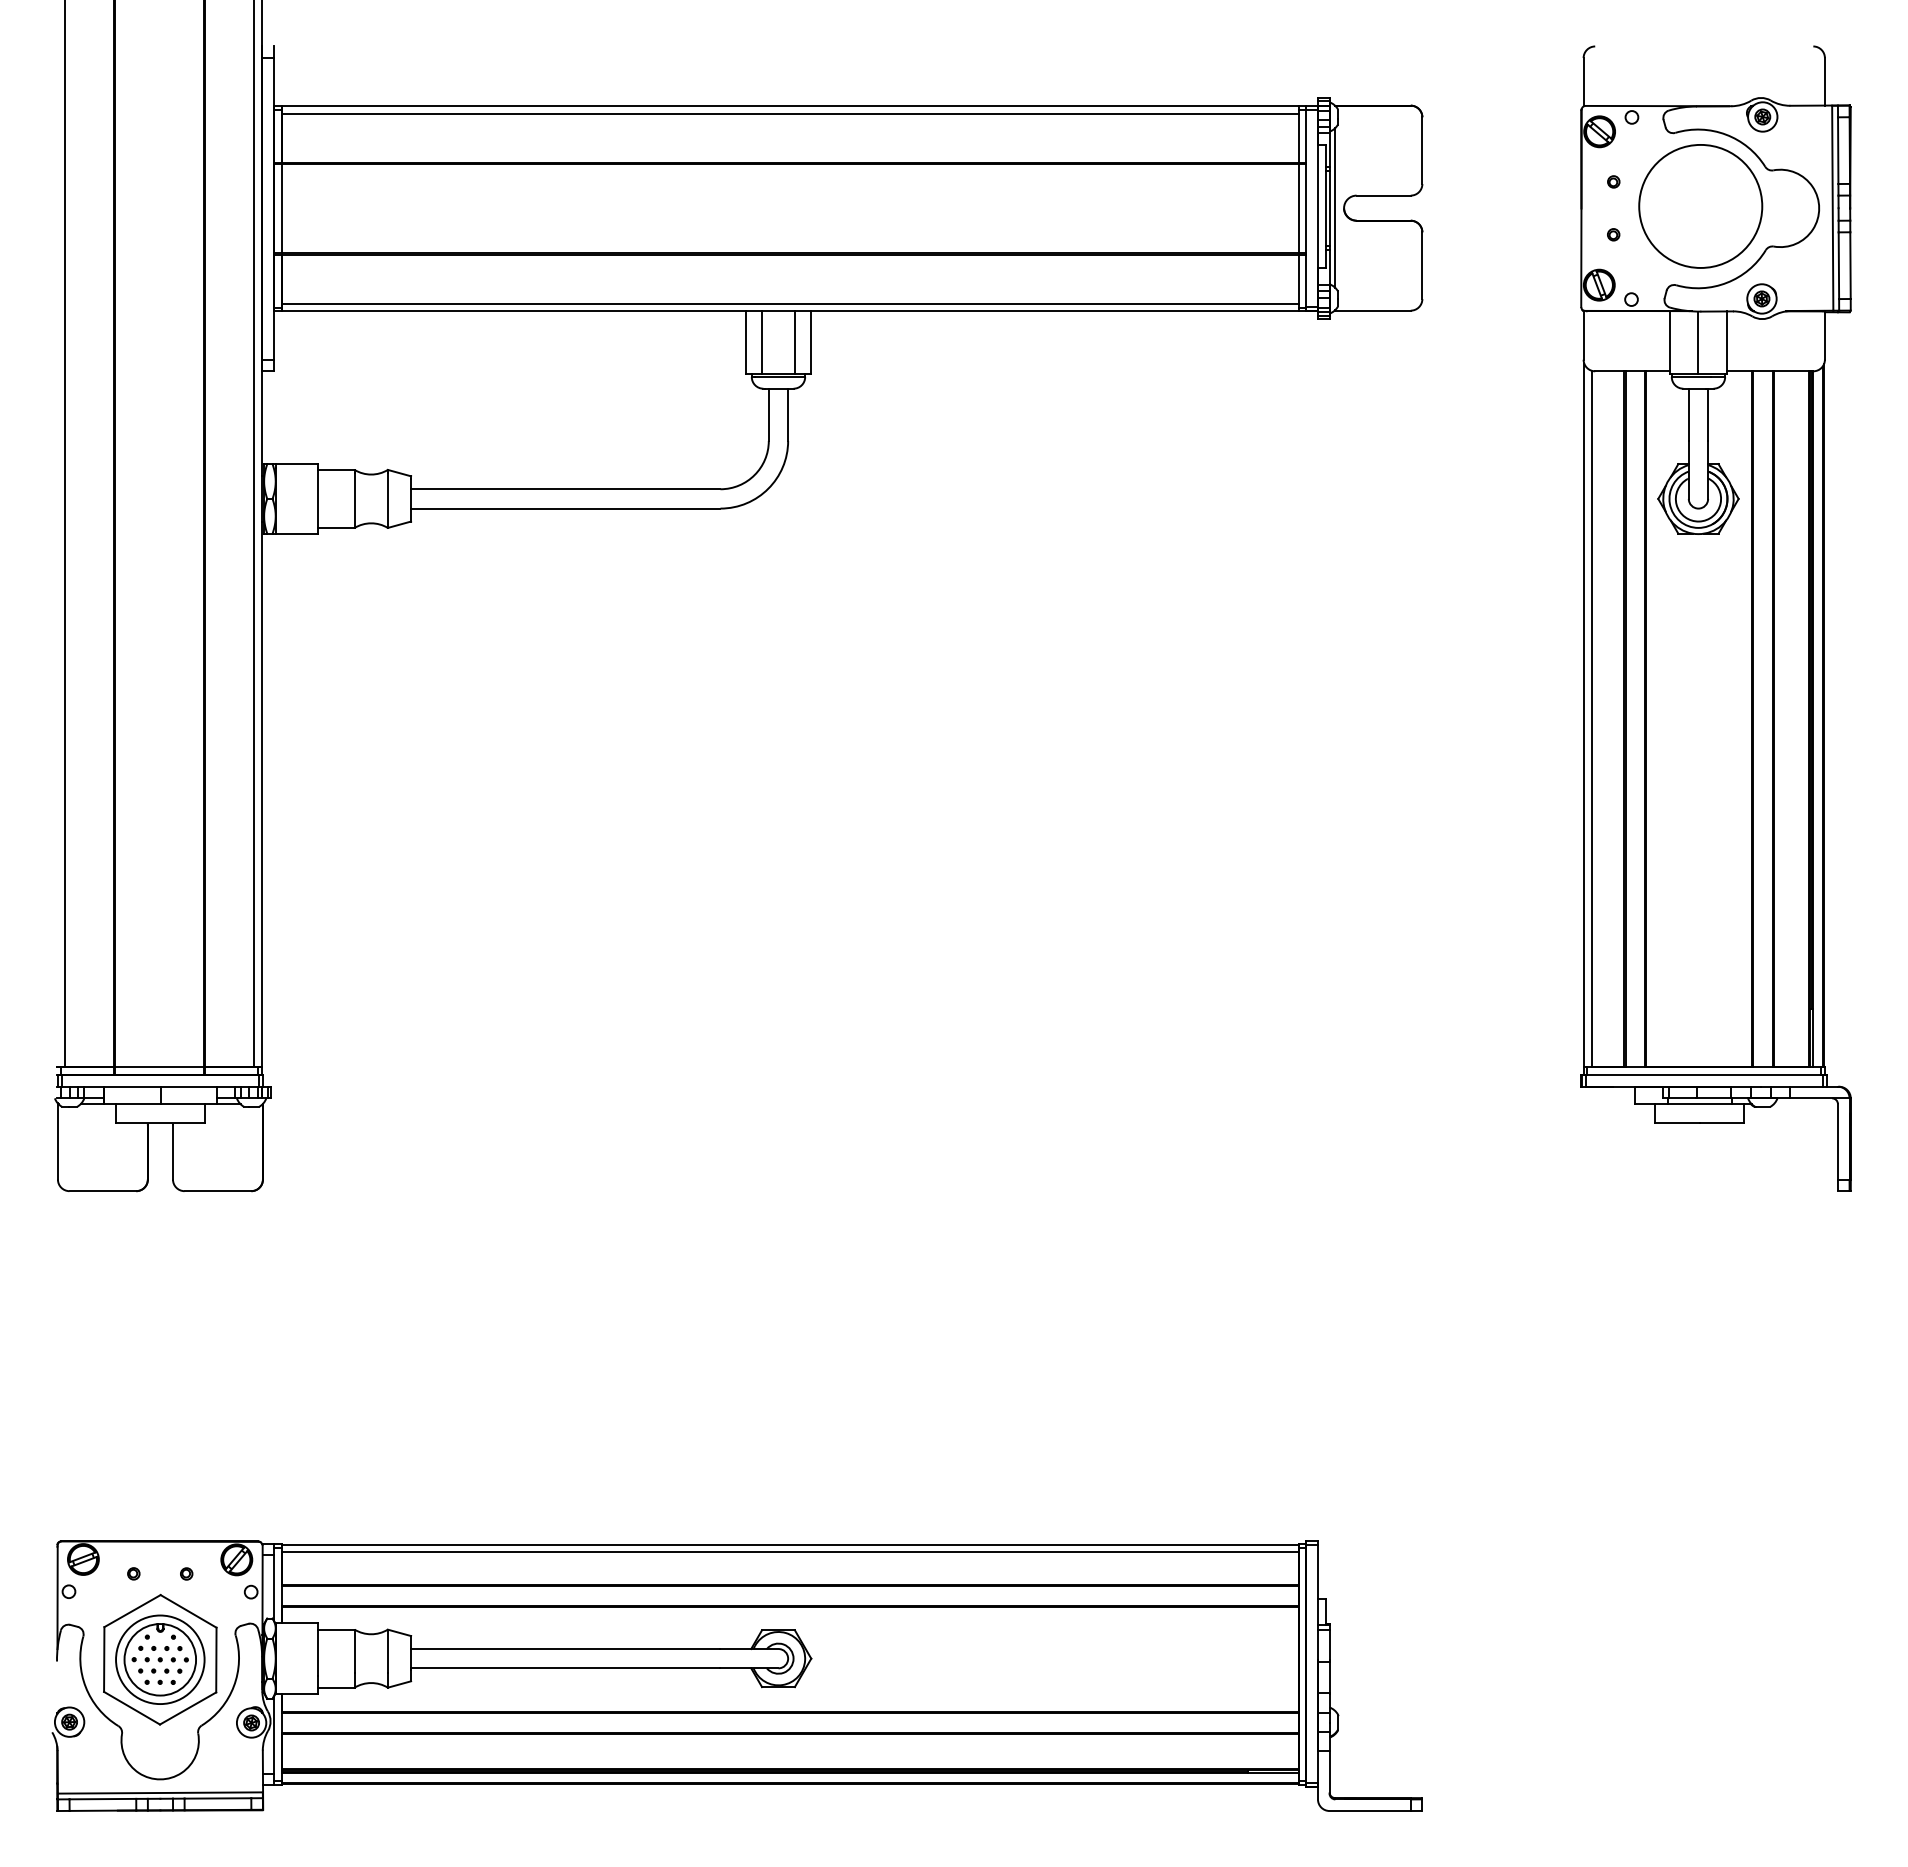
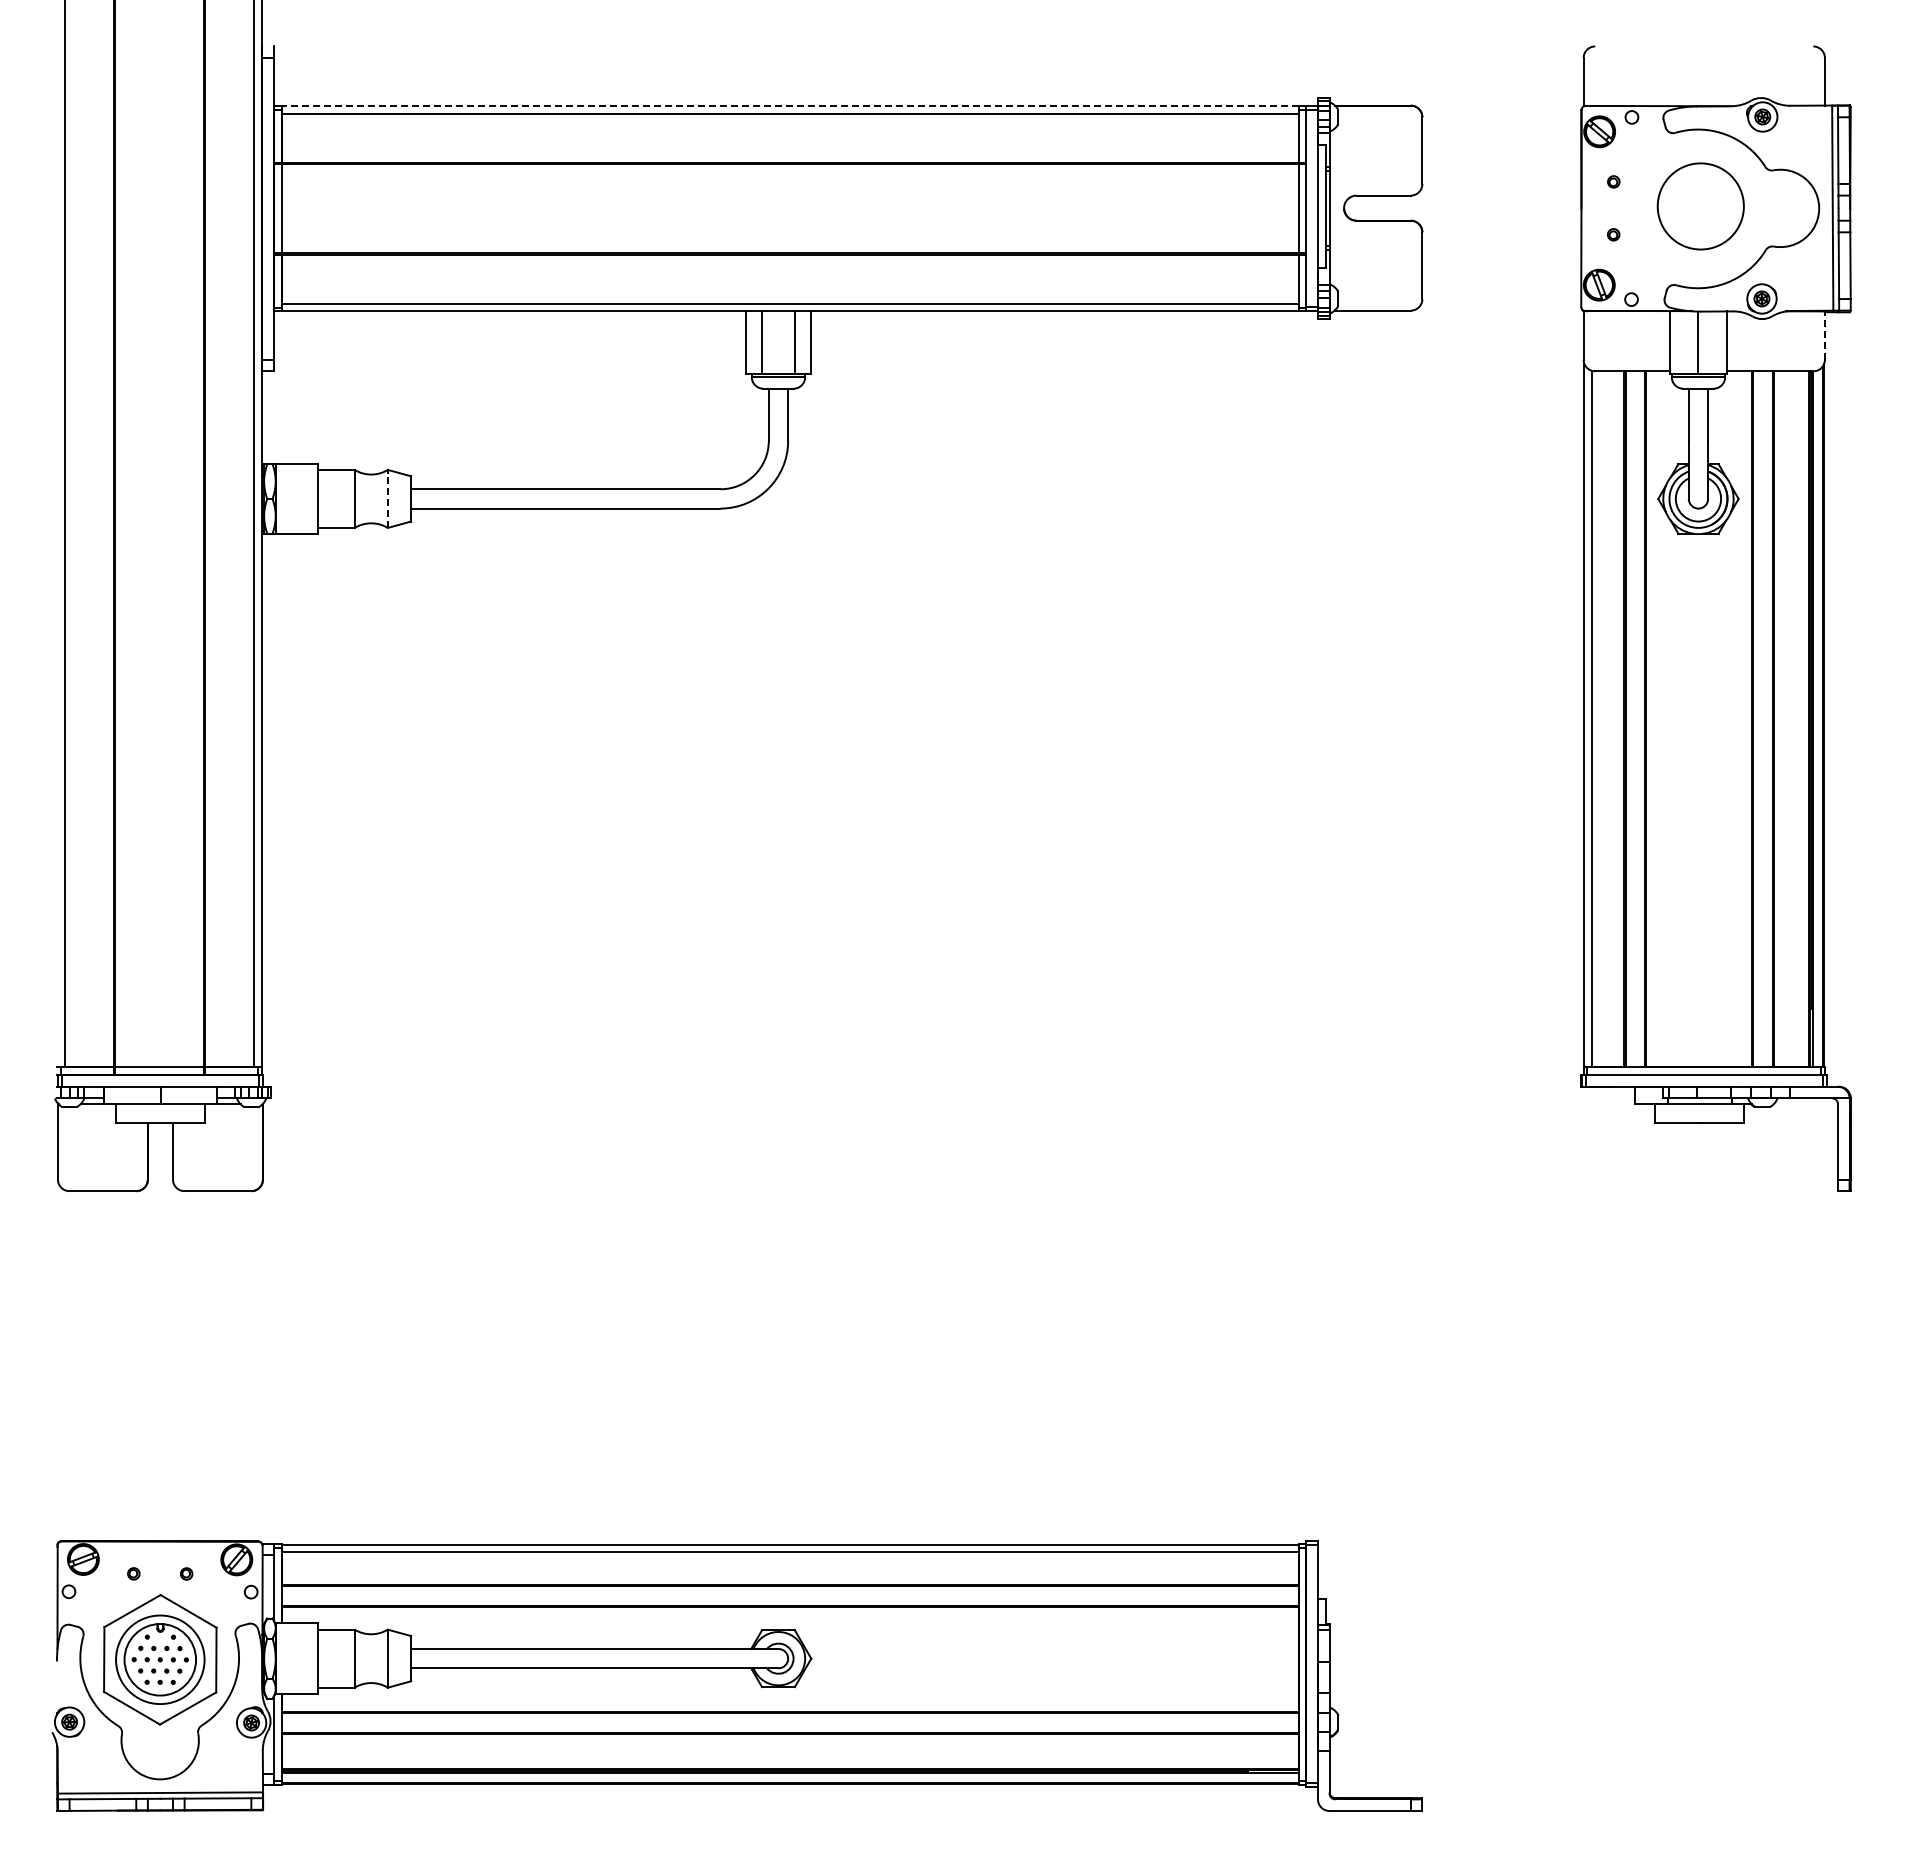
line: solid -> dashed (790, 106)
circle size: 126x125 px -> 89x89 px (1700, 206)
line: present -> none (1335, 207)
line: solid -> dashed (1824, 334)
line: solid -> dashed (387, 500)
